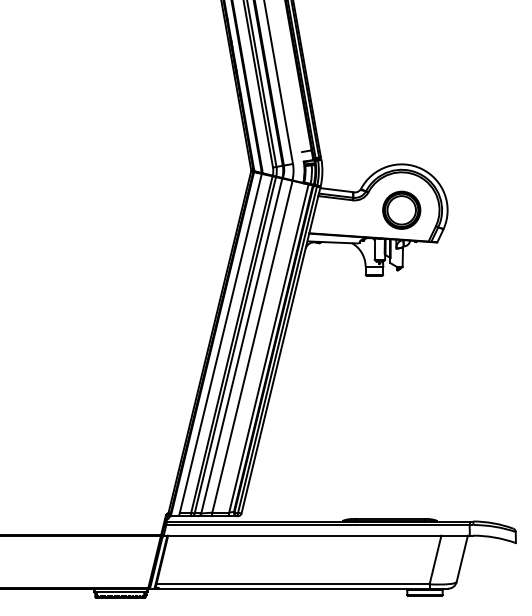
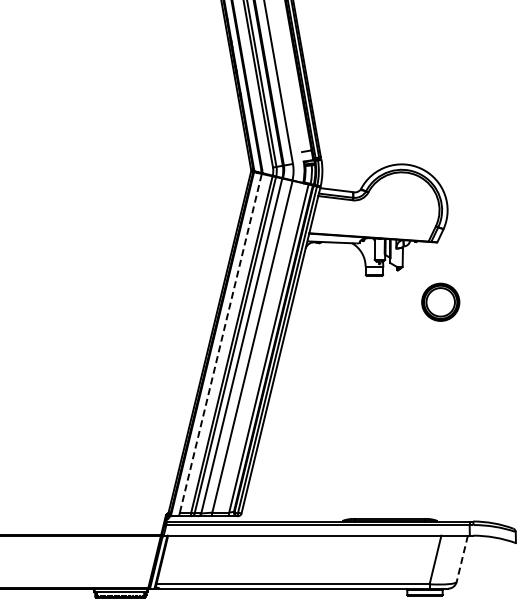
part position: (401, 209) -> (440, 301) (440, 301)
line: solid -> dashed (220, 342)
line: solid -> dashed (462, 558)
